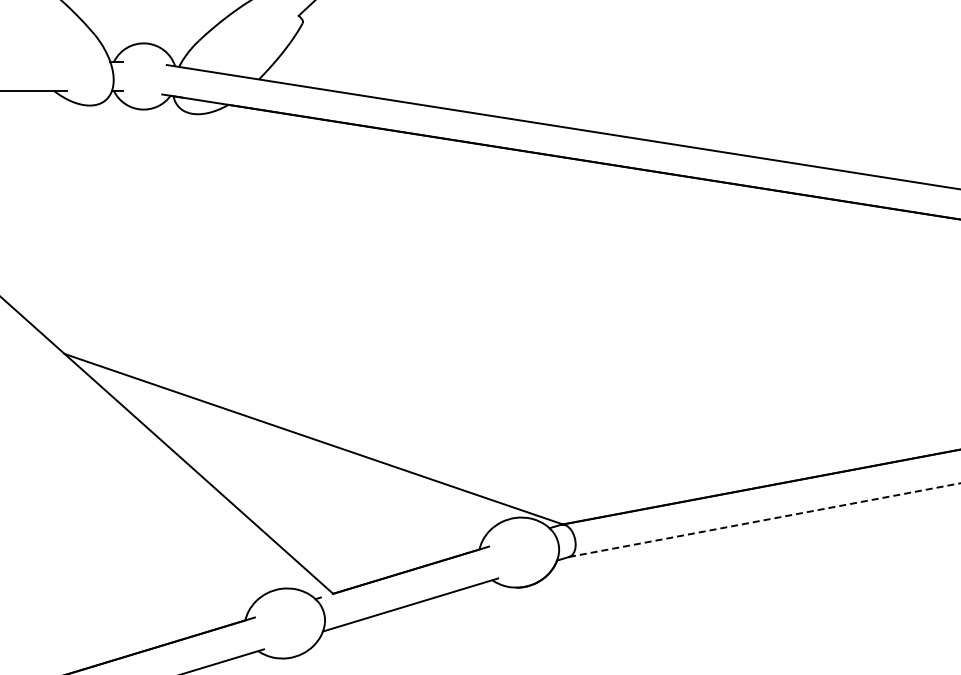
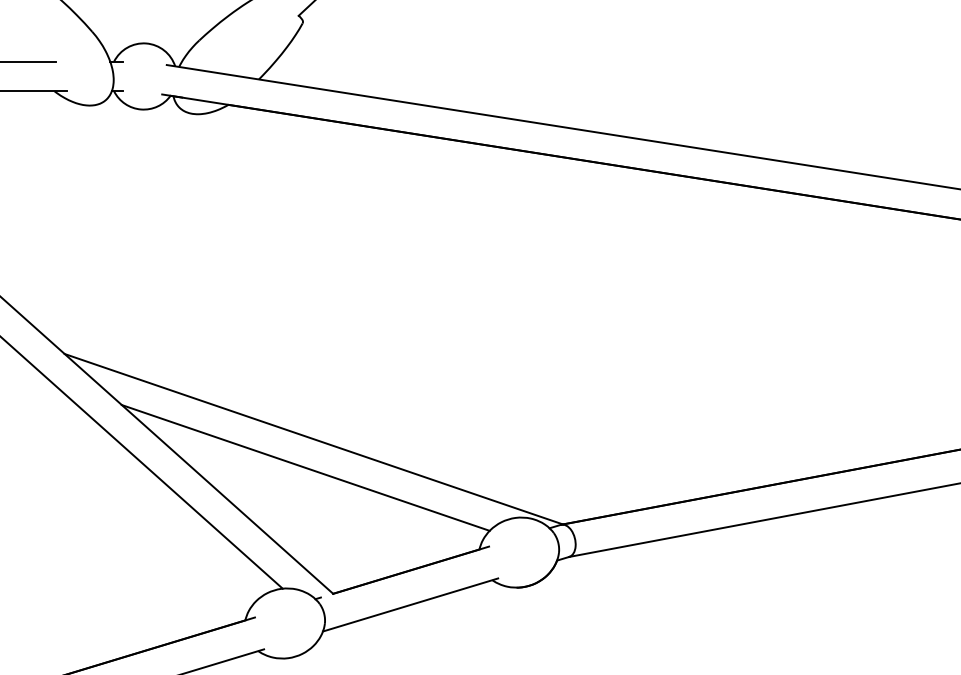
line: none -> present (28, 61)
line: none -> present (142, 463)
line: none -> present (305, 467)
line: dashed -> solid (764, 520)
